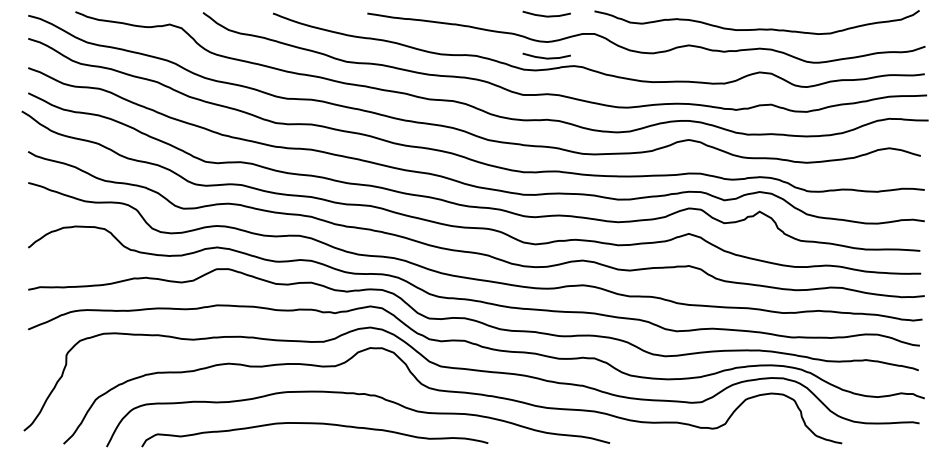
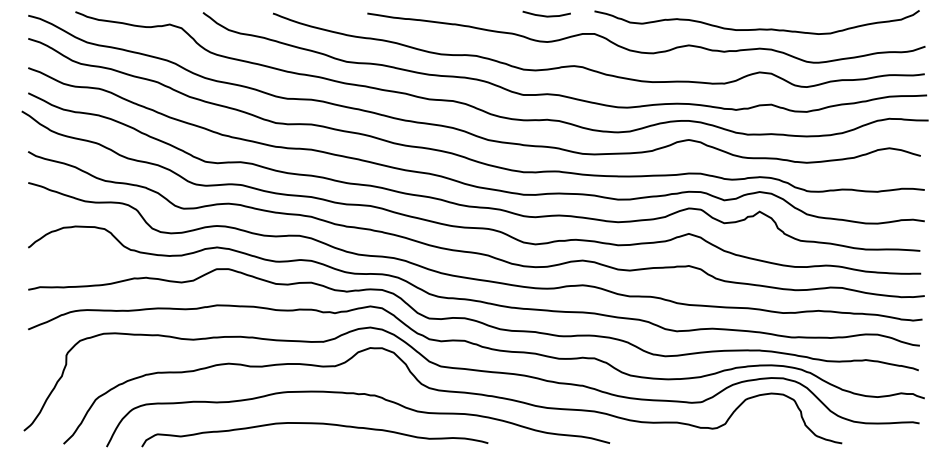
curve: present -> none (546, 57)
